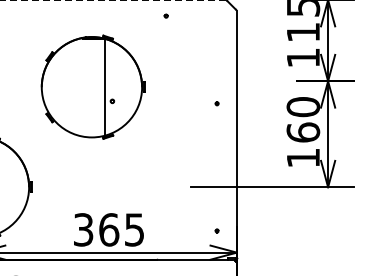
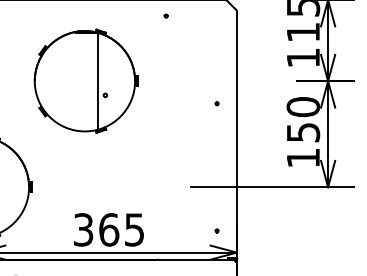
line: dashed -> solid (113, 0)
part position: (92, 86) -> (85, 80) (85, 80)
text: 160 -> 150 (303, 132)
